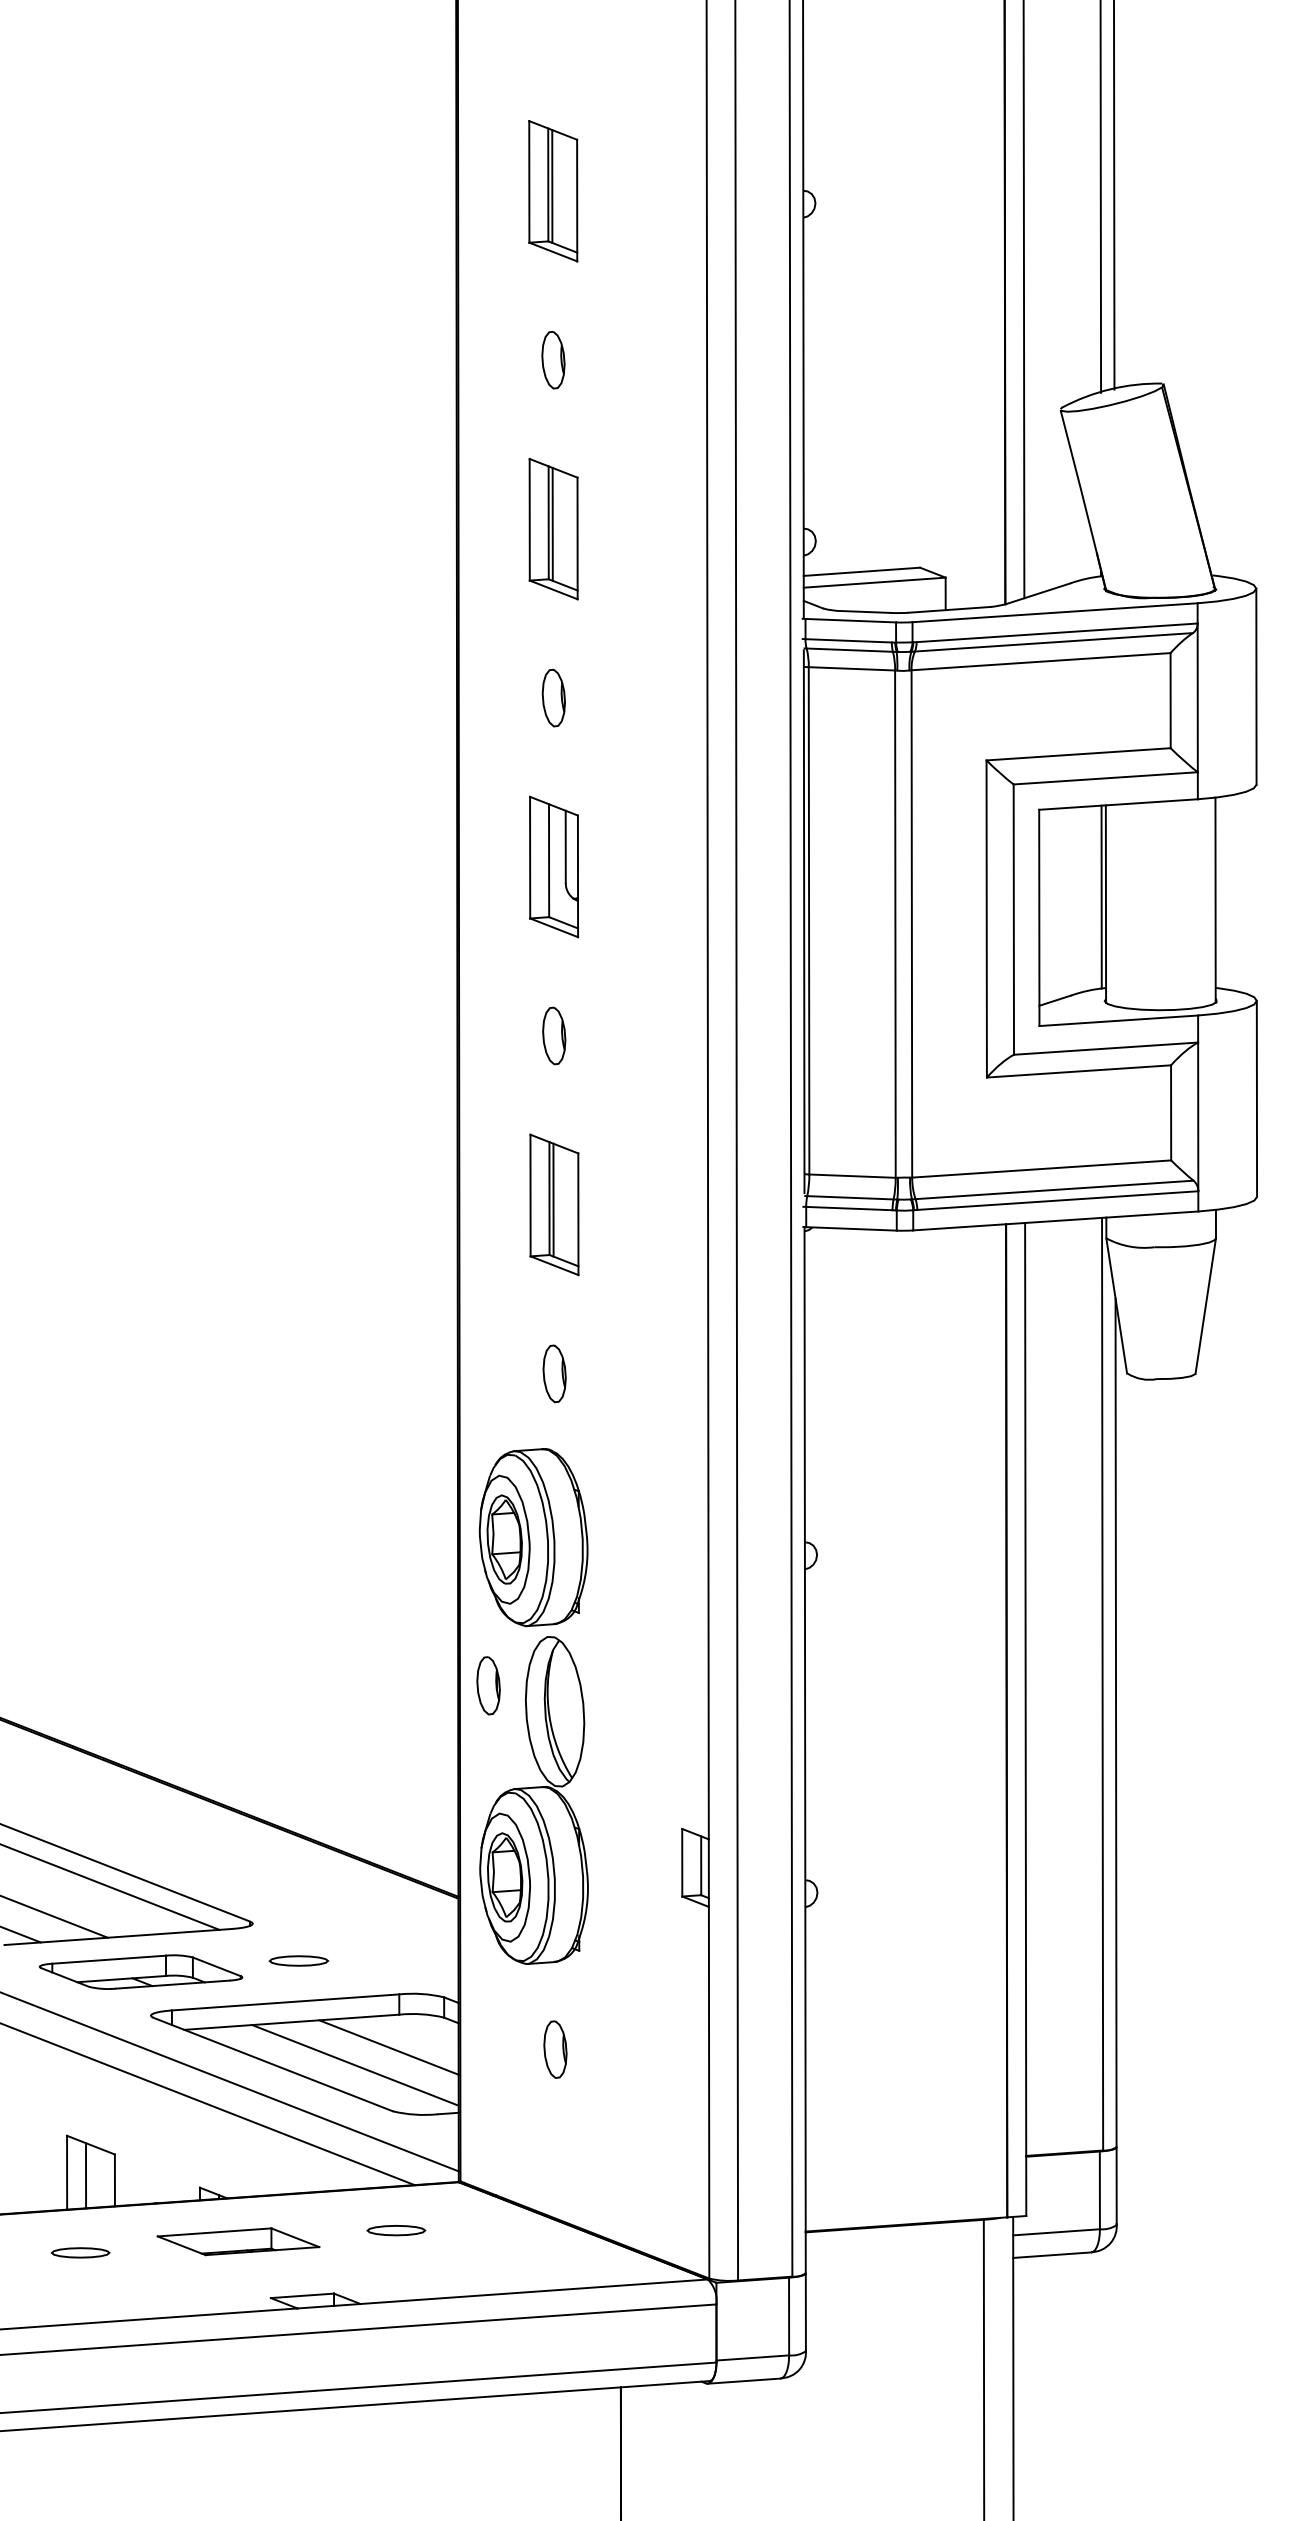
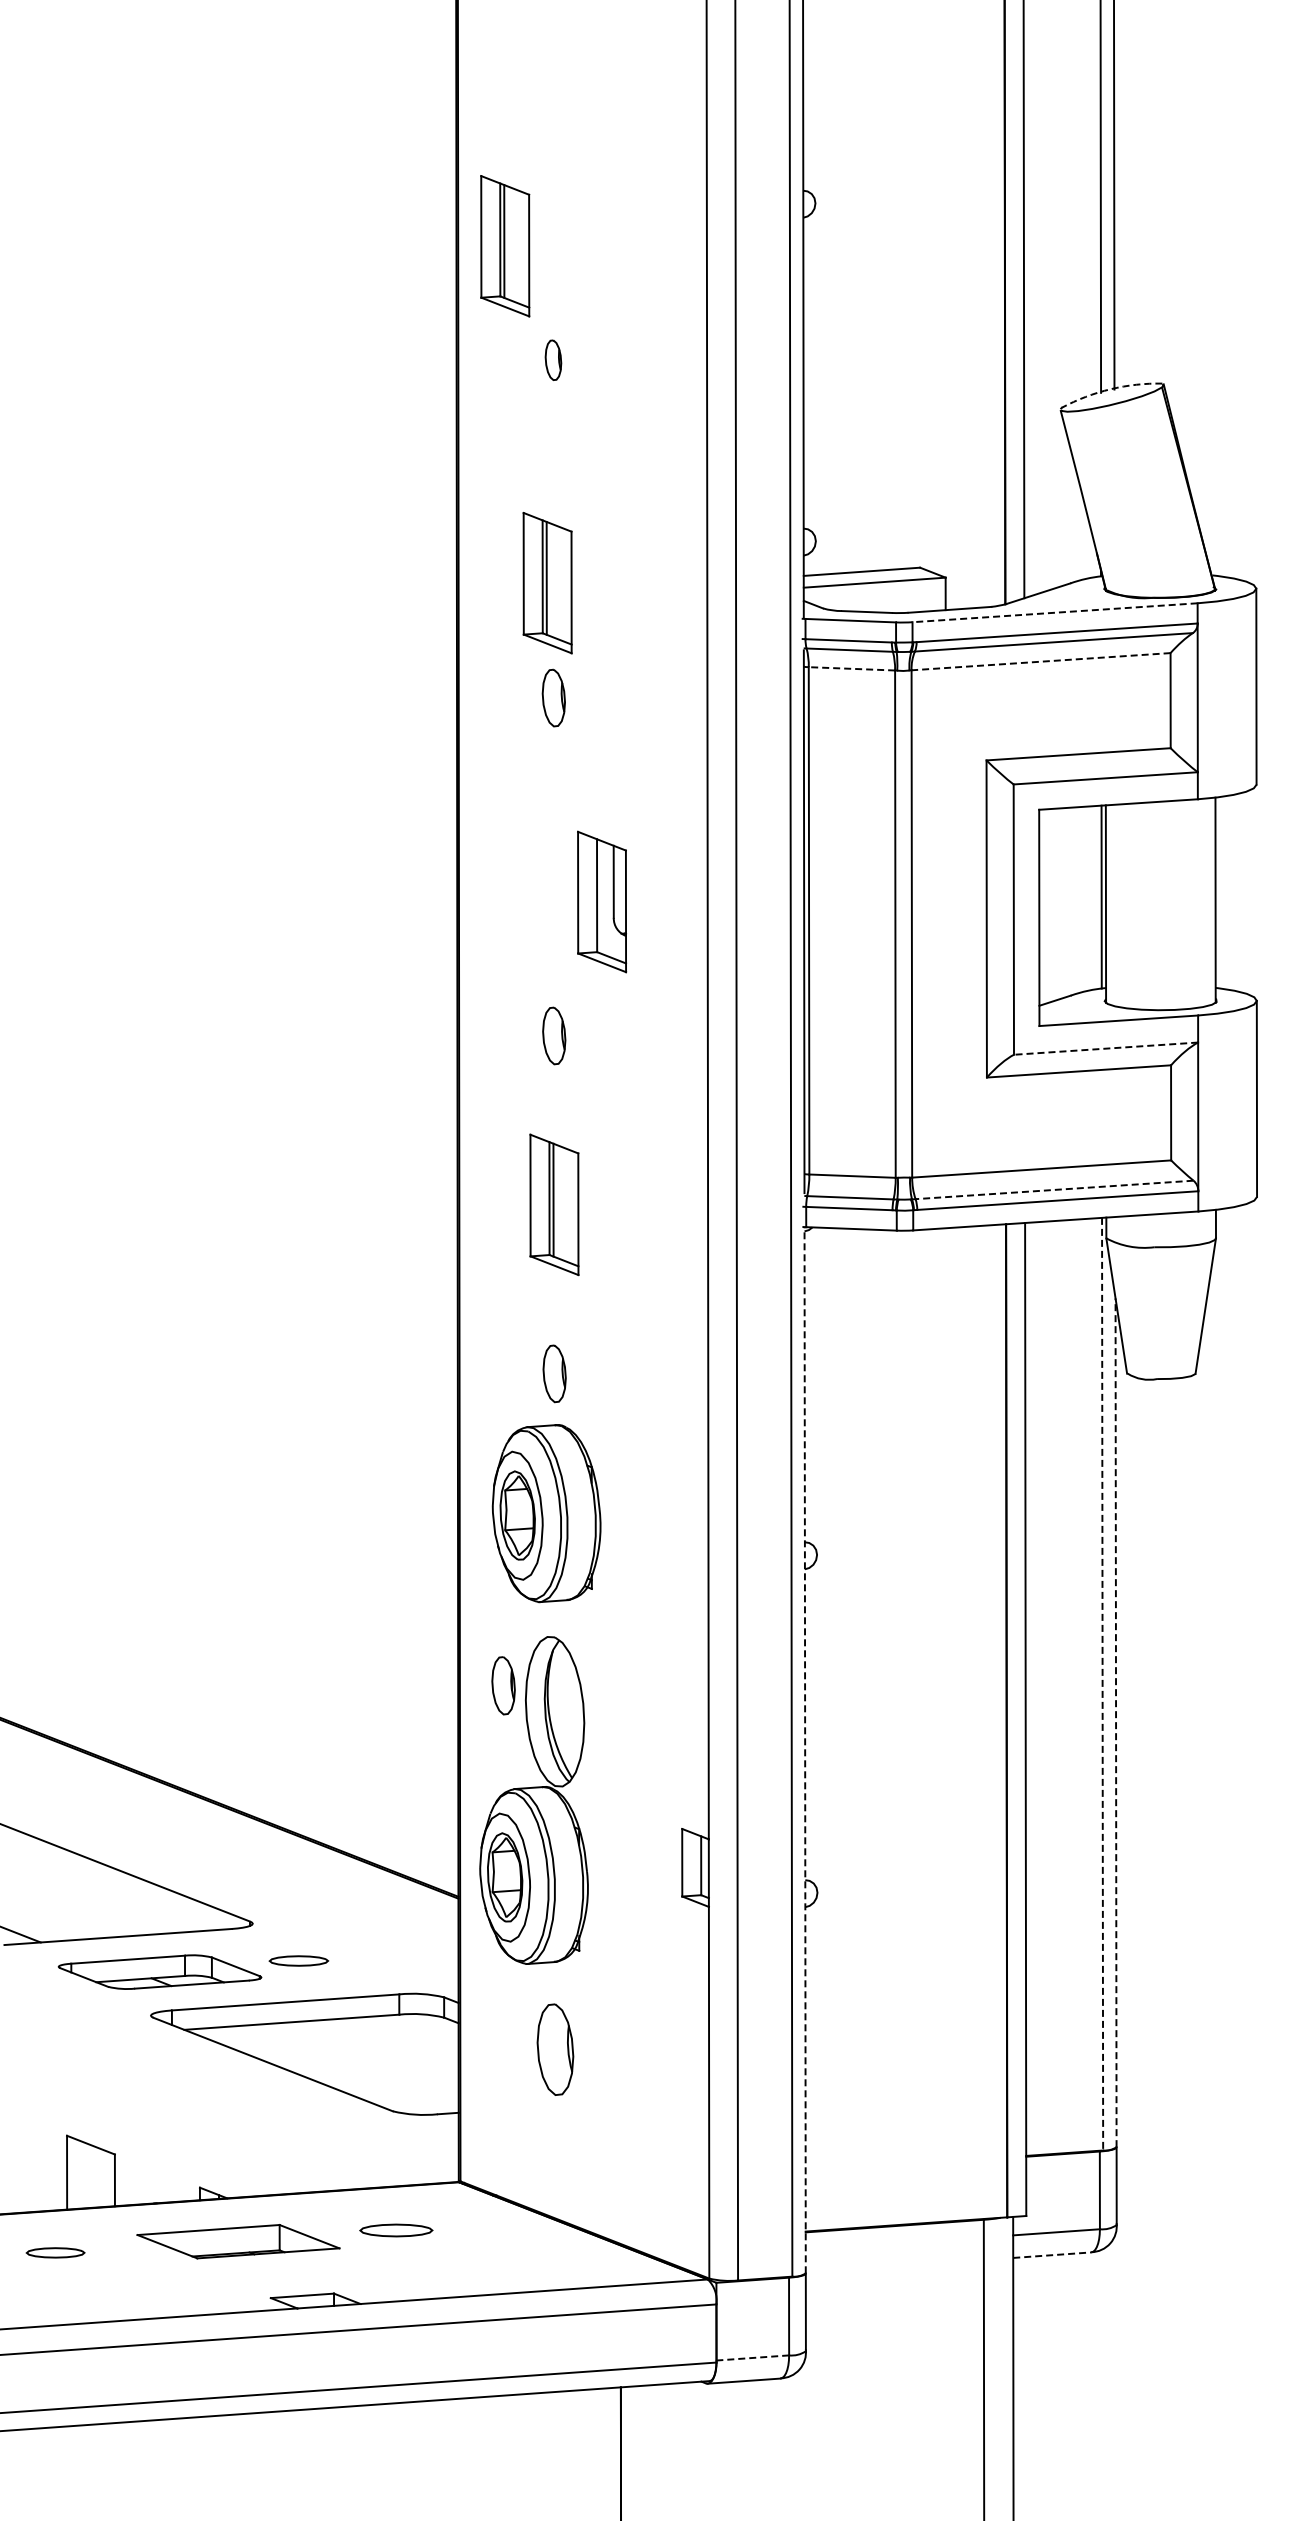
part position: (553, 191) -> (505, 246) (505, 246)
part size: 25x59 px -> 19x42 px (553, 359)
arc: solid -> dashed (1110, 389)
part position: (553, 529) -> (547, 583) (547, 583)
line: solid -> dashed (1055, 612)
line: solid -> dashed (1041, 661)
line: solid -> dashed (851, 668)
part position: (554, 866) -> (602, 901) (602, 901)
line: solid -> dashed (1105, 1048)
line: solid -> dashed (1054, 1189)
part position: (533, 1537) -> (546, 1513) (546, 1513)
line: solid -> dashed (1102, 1684)
part position: (488, 1685) -> (503, 1685) (503, 1685)
line: solid -> dashed (1116, 1722)
line: solid -> dashed (805, 1749)
line: present -> none (110, 1887)
line: present -> none (54, 1916)
part position: (140, 1971) -> (159, 1971) (159, 1971)
line: present -> none (388, 2047)
part size: 25x59 px -> 39x93 px (555, 2049)
line: present -> none (355, 2065)
line: present -> none (230, 2082)
line: present -> none (208, 2104)
line: present -> none (86, 2175)
part size: 61x12 px -> 75x15 px (396, 2230)
part size: 165x30 px -> 205x36 px (238, 2241)
part position: (80, 2252) -> (55, 2252) (55, 2252)
line: solid -> dashed (1052, 2255)
line: solid -> dashed (752, 2358)
